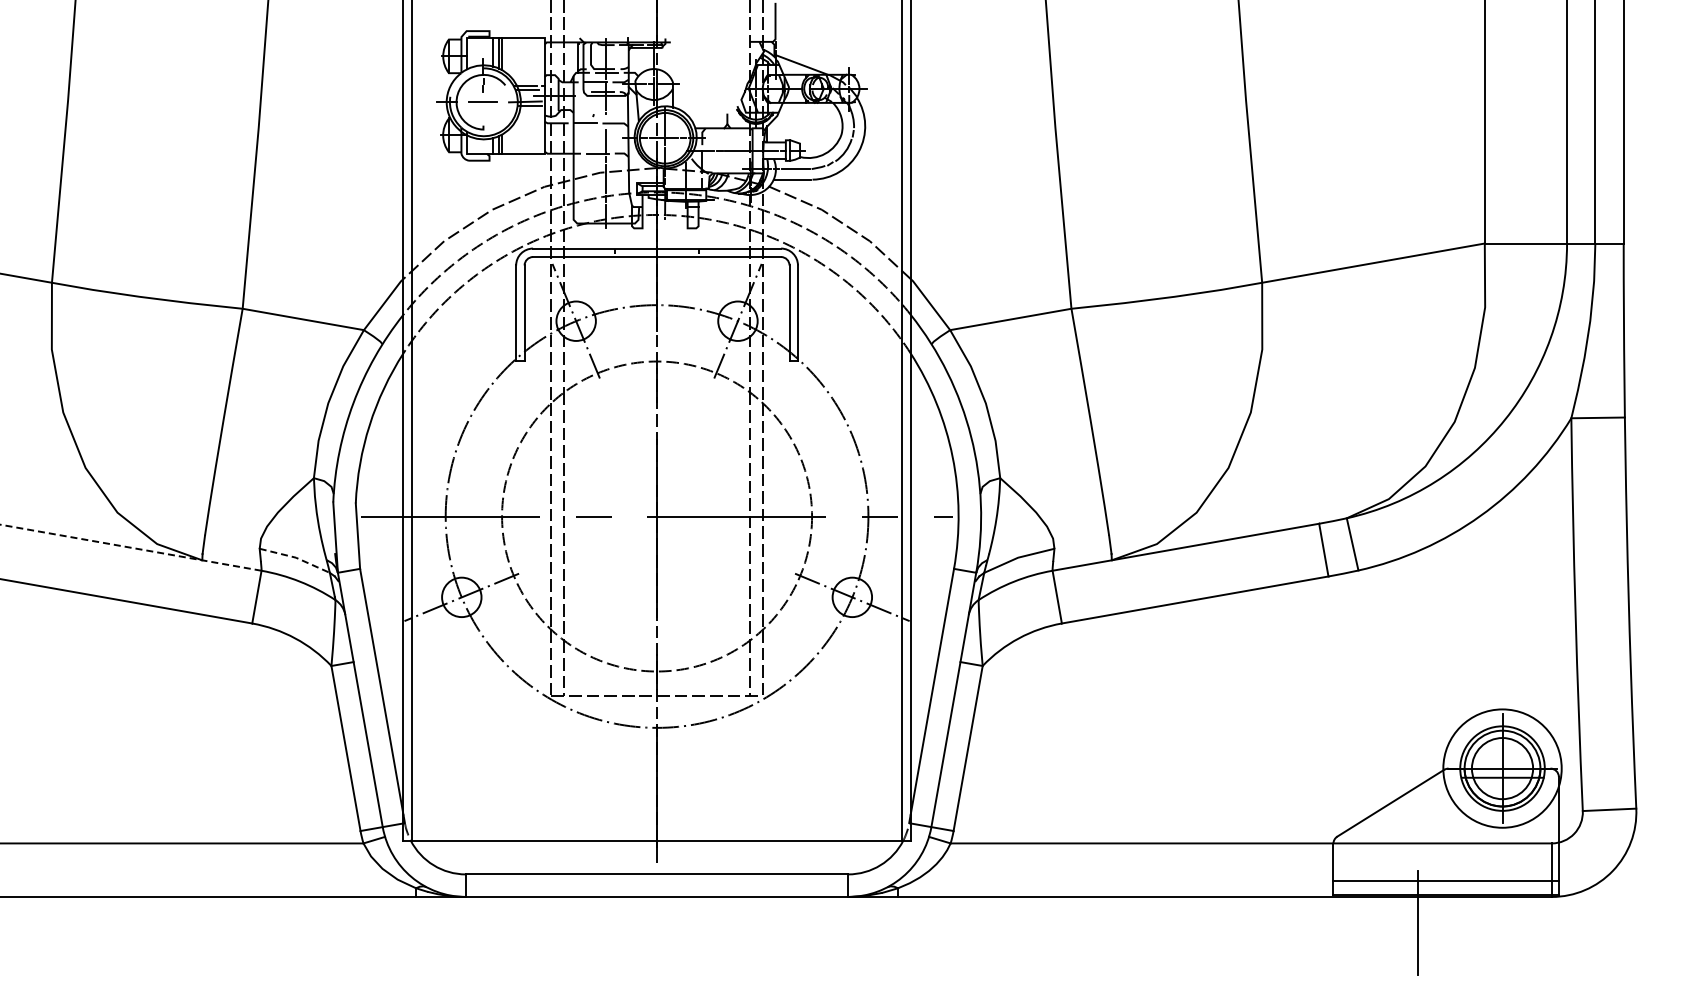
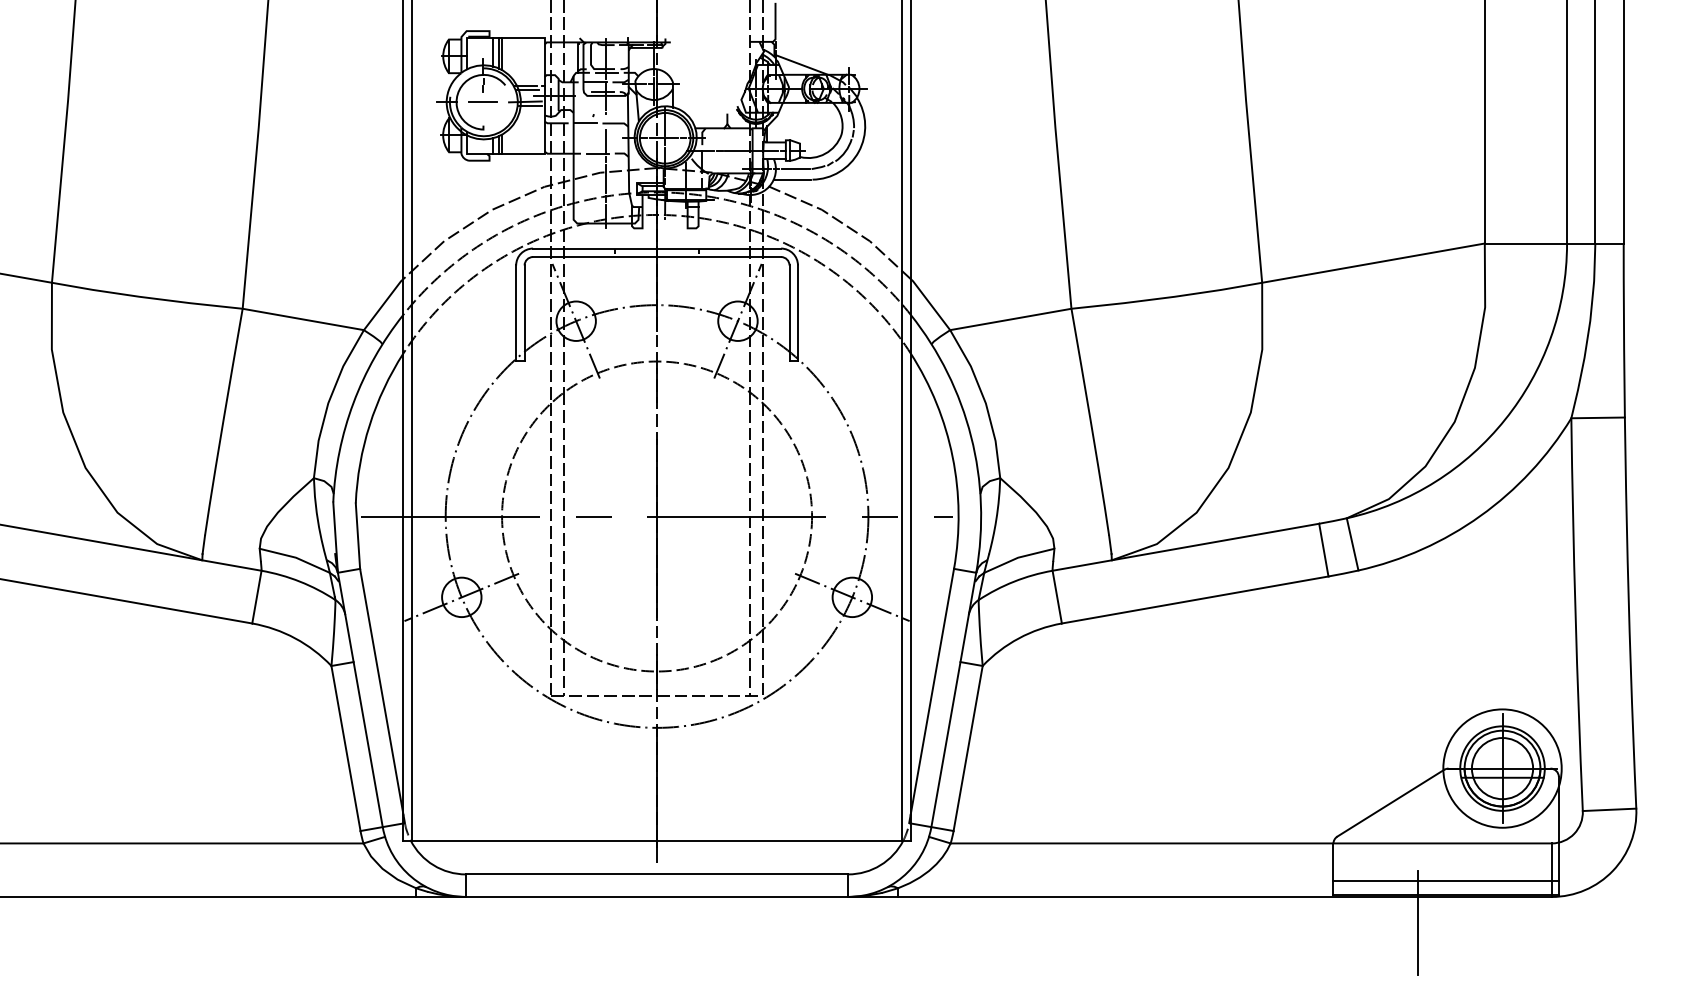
line: dashed -> solid (130, 547)
line: dashed -> solid (296, 557)
